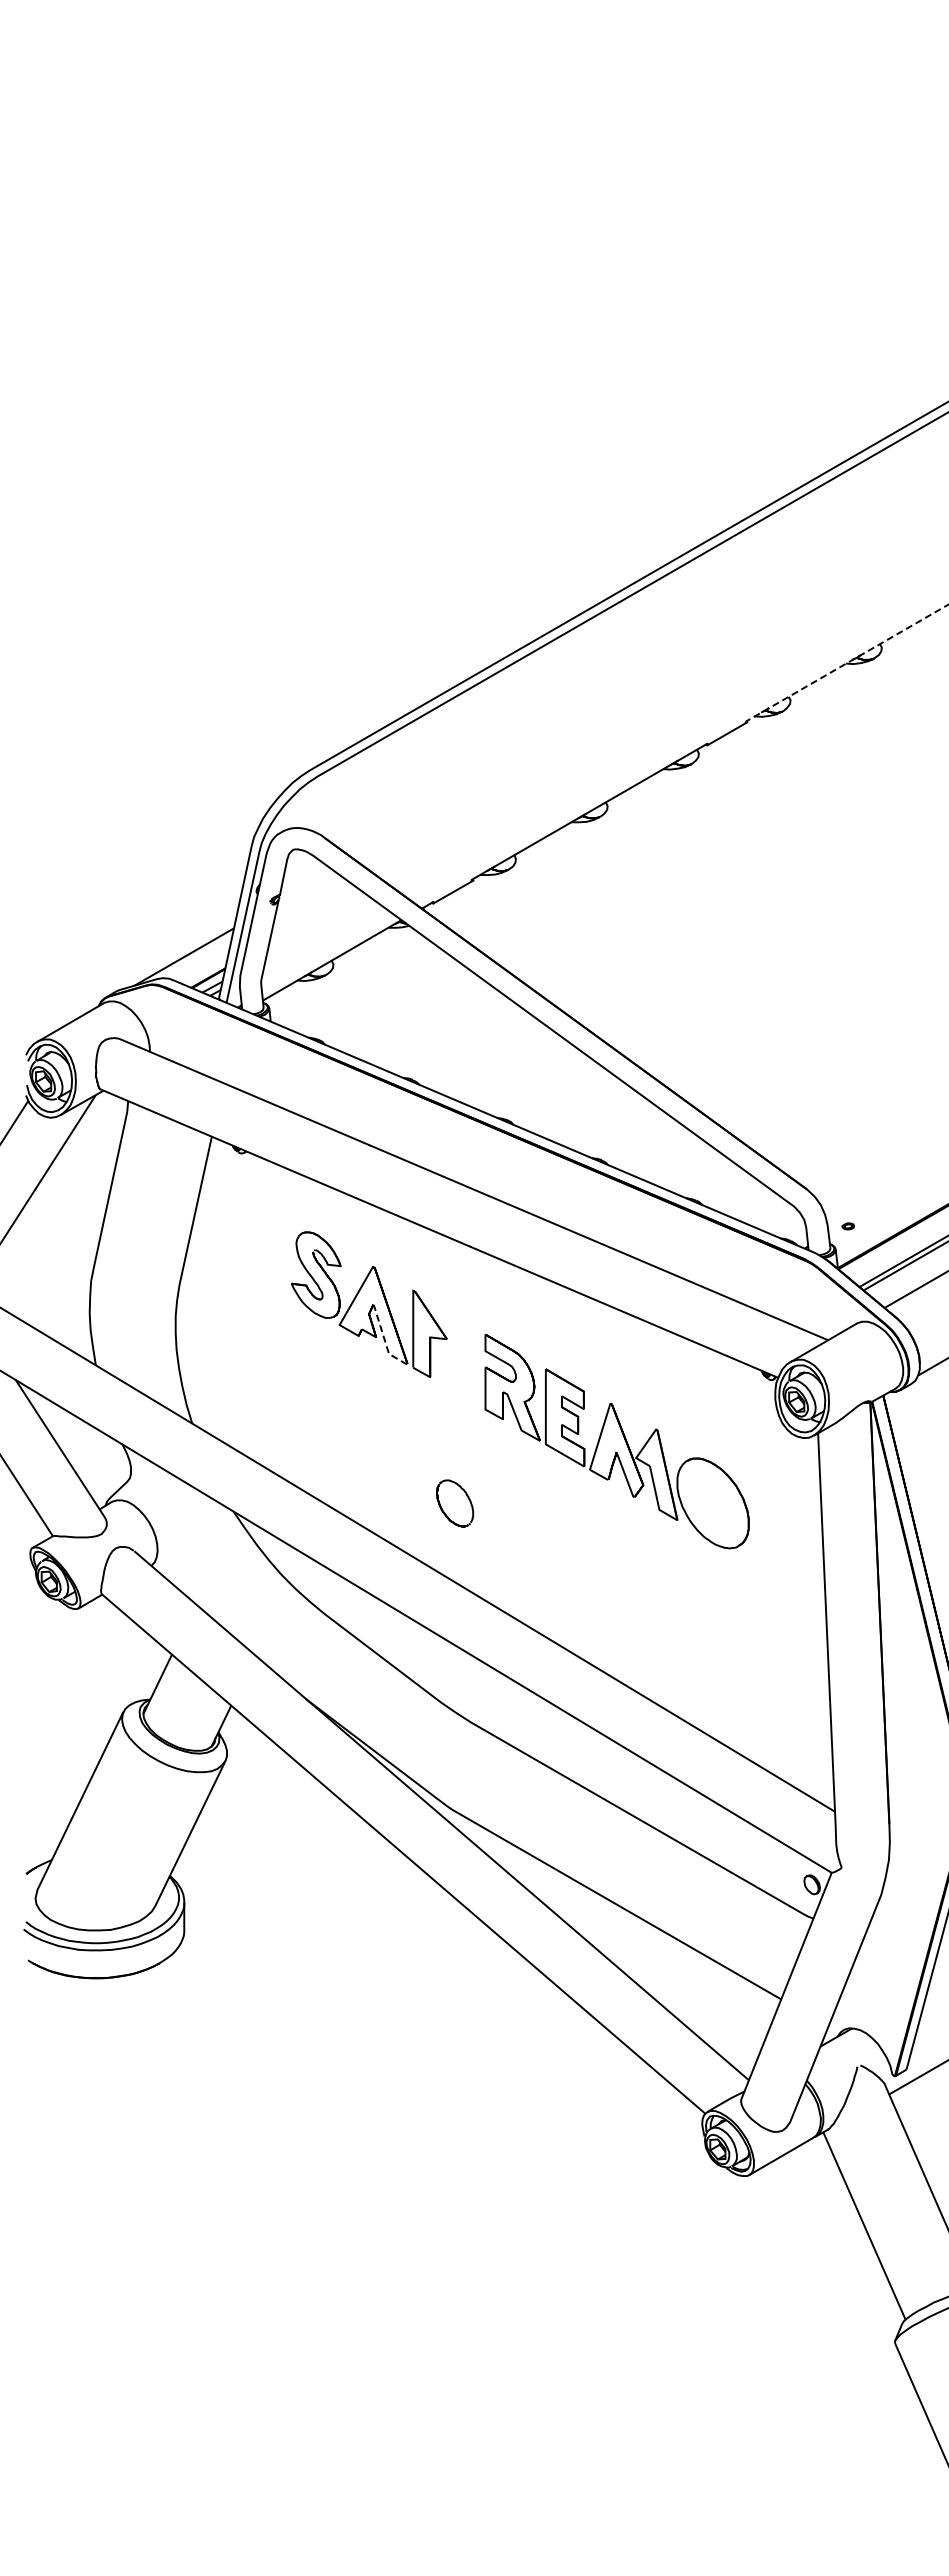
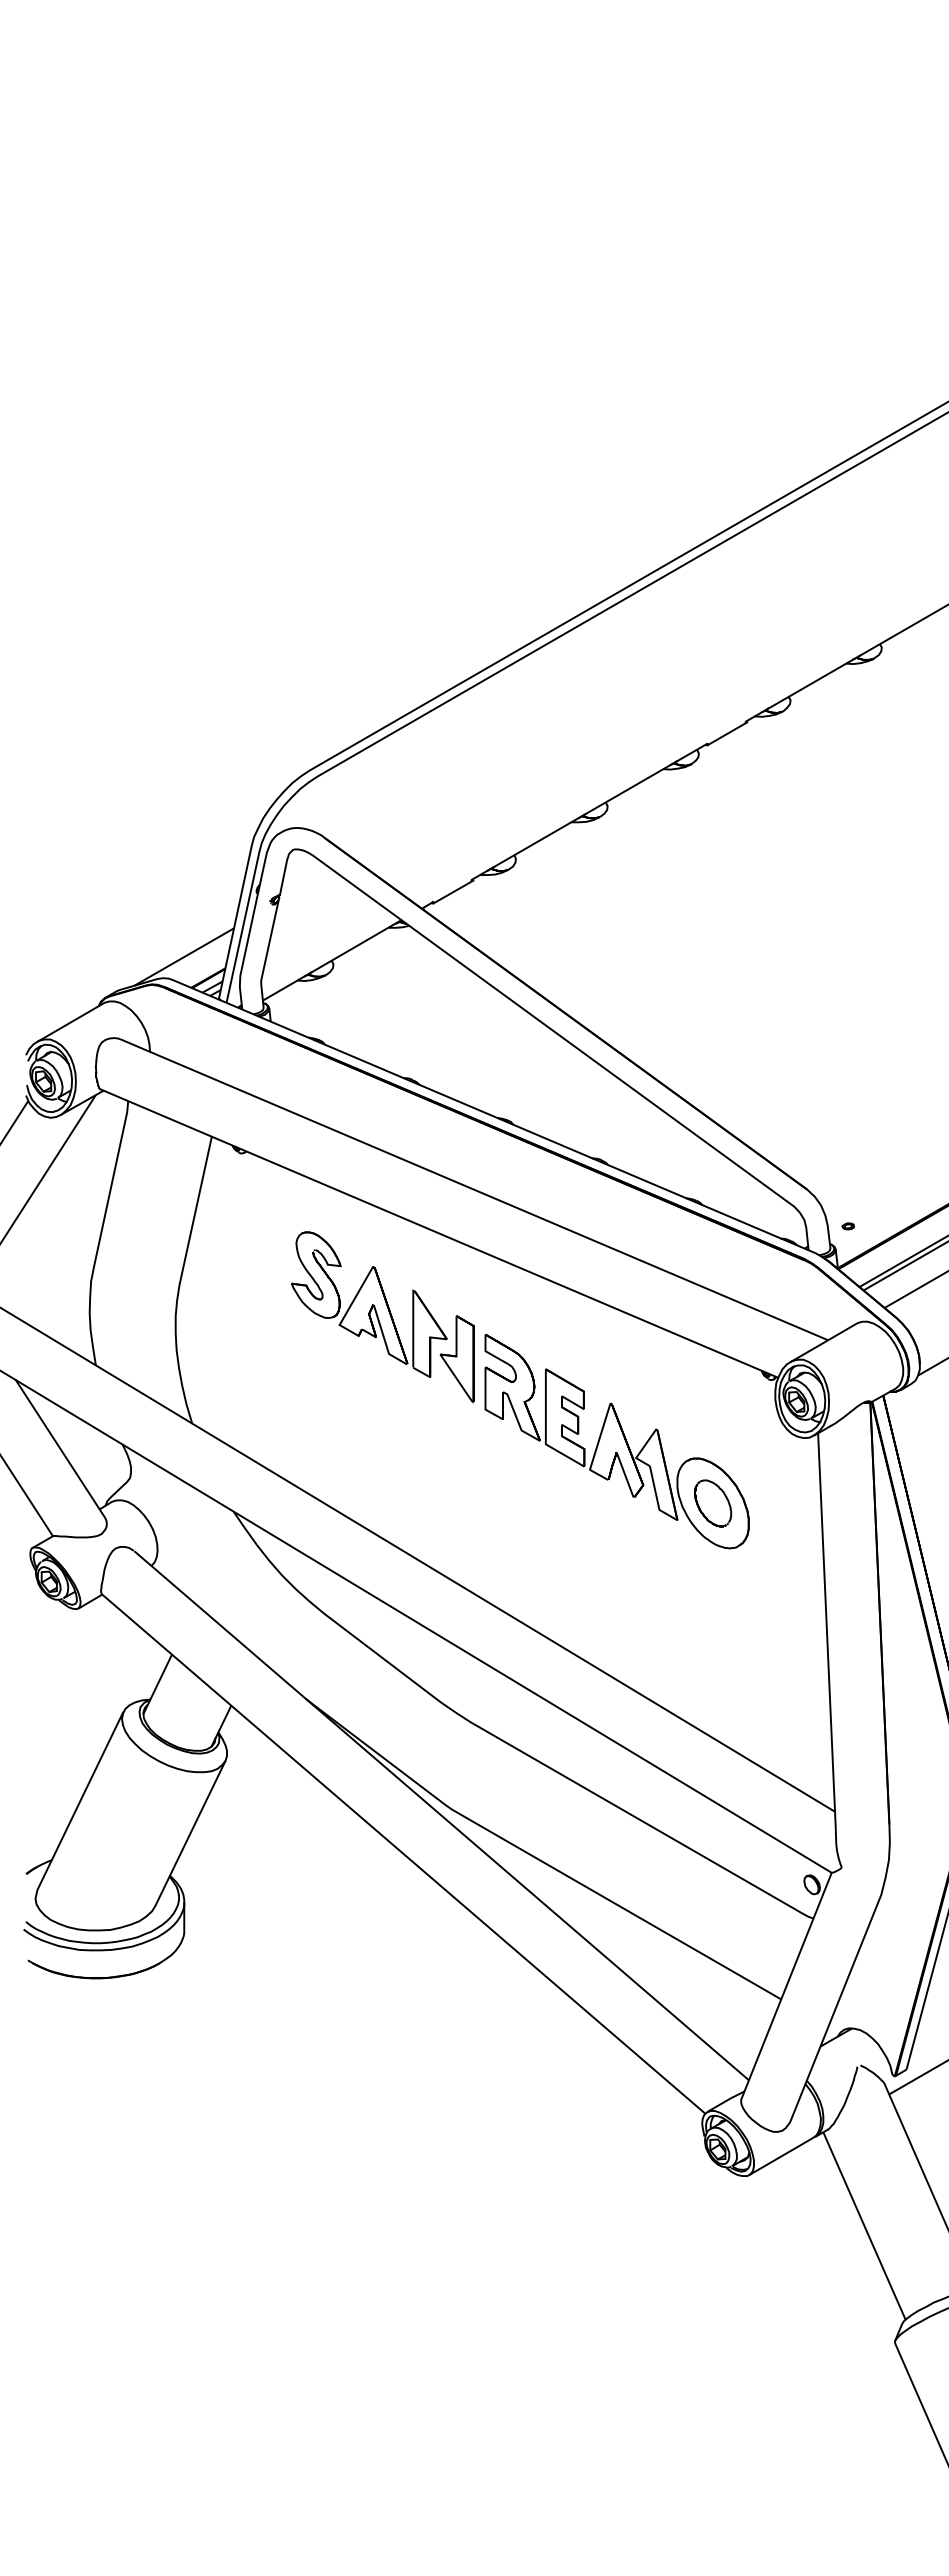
line: dashed -> solid (846, 663)
line: dashed -> solid (384, 1339)
part: none -> present (456, 1358)
part position: (455, 1503) -> (713, 1503) (713, 1503)
